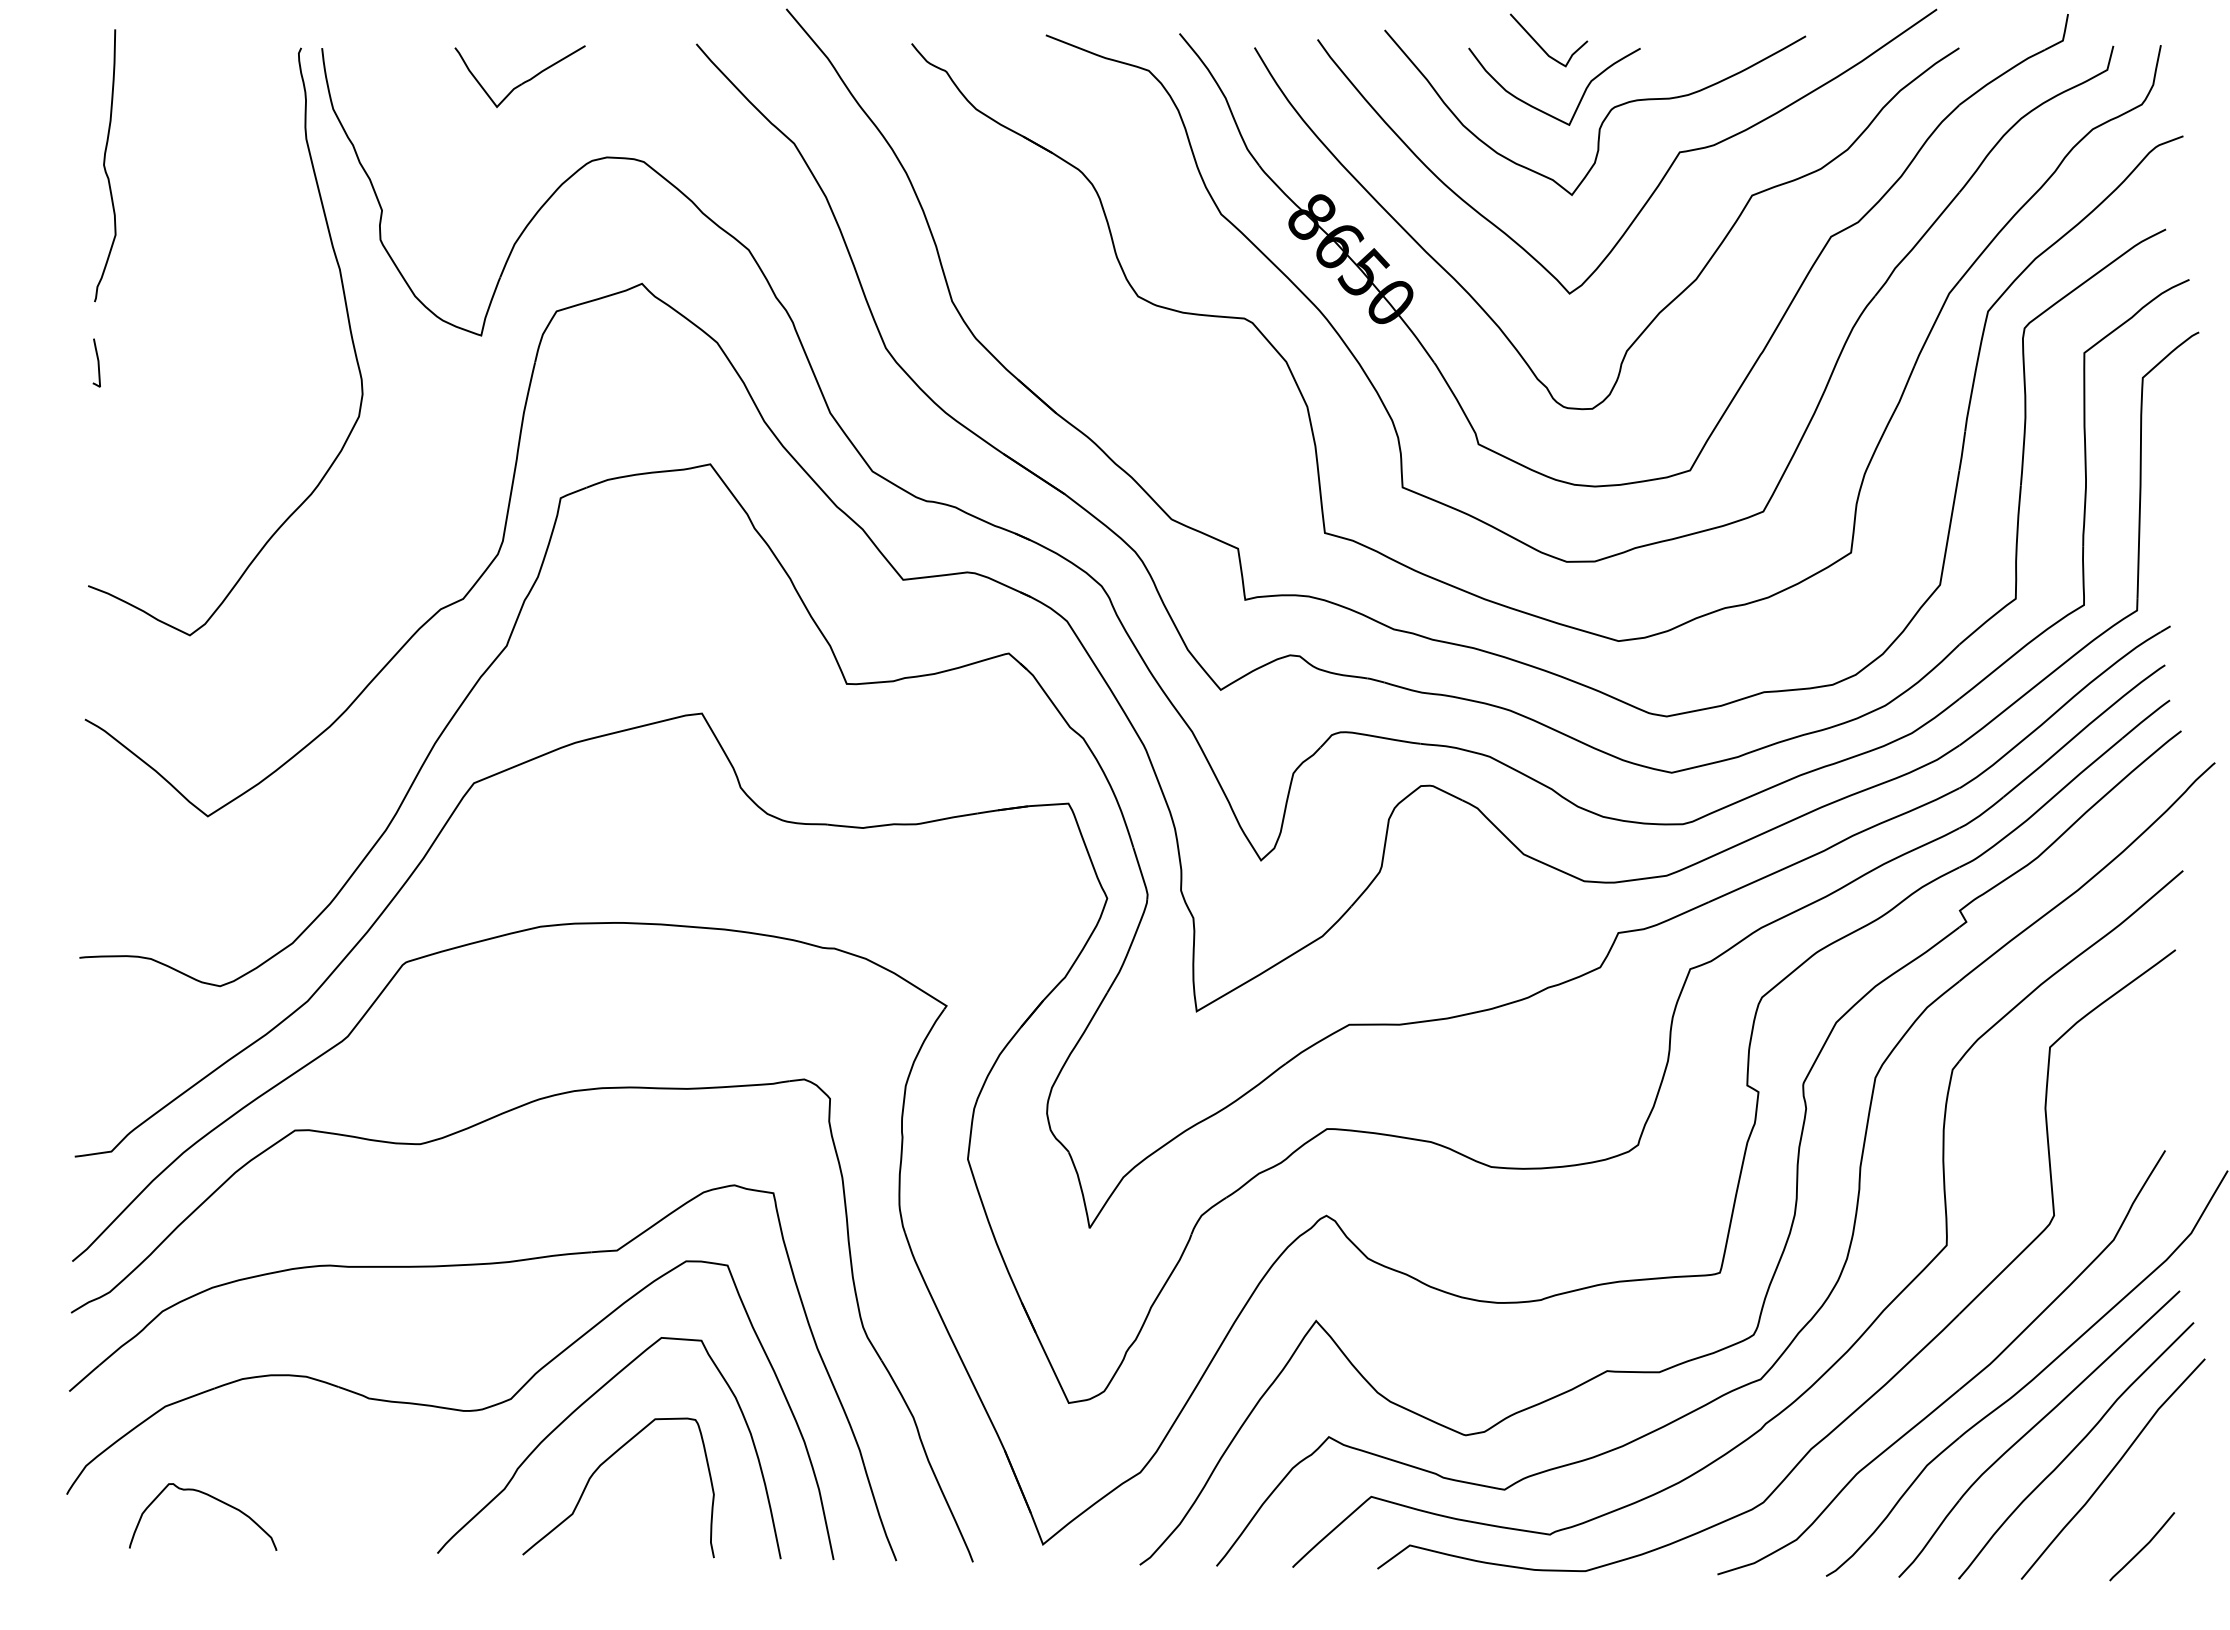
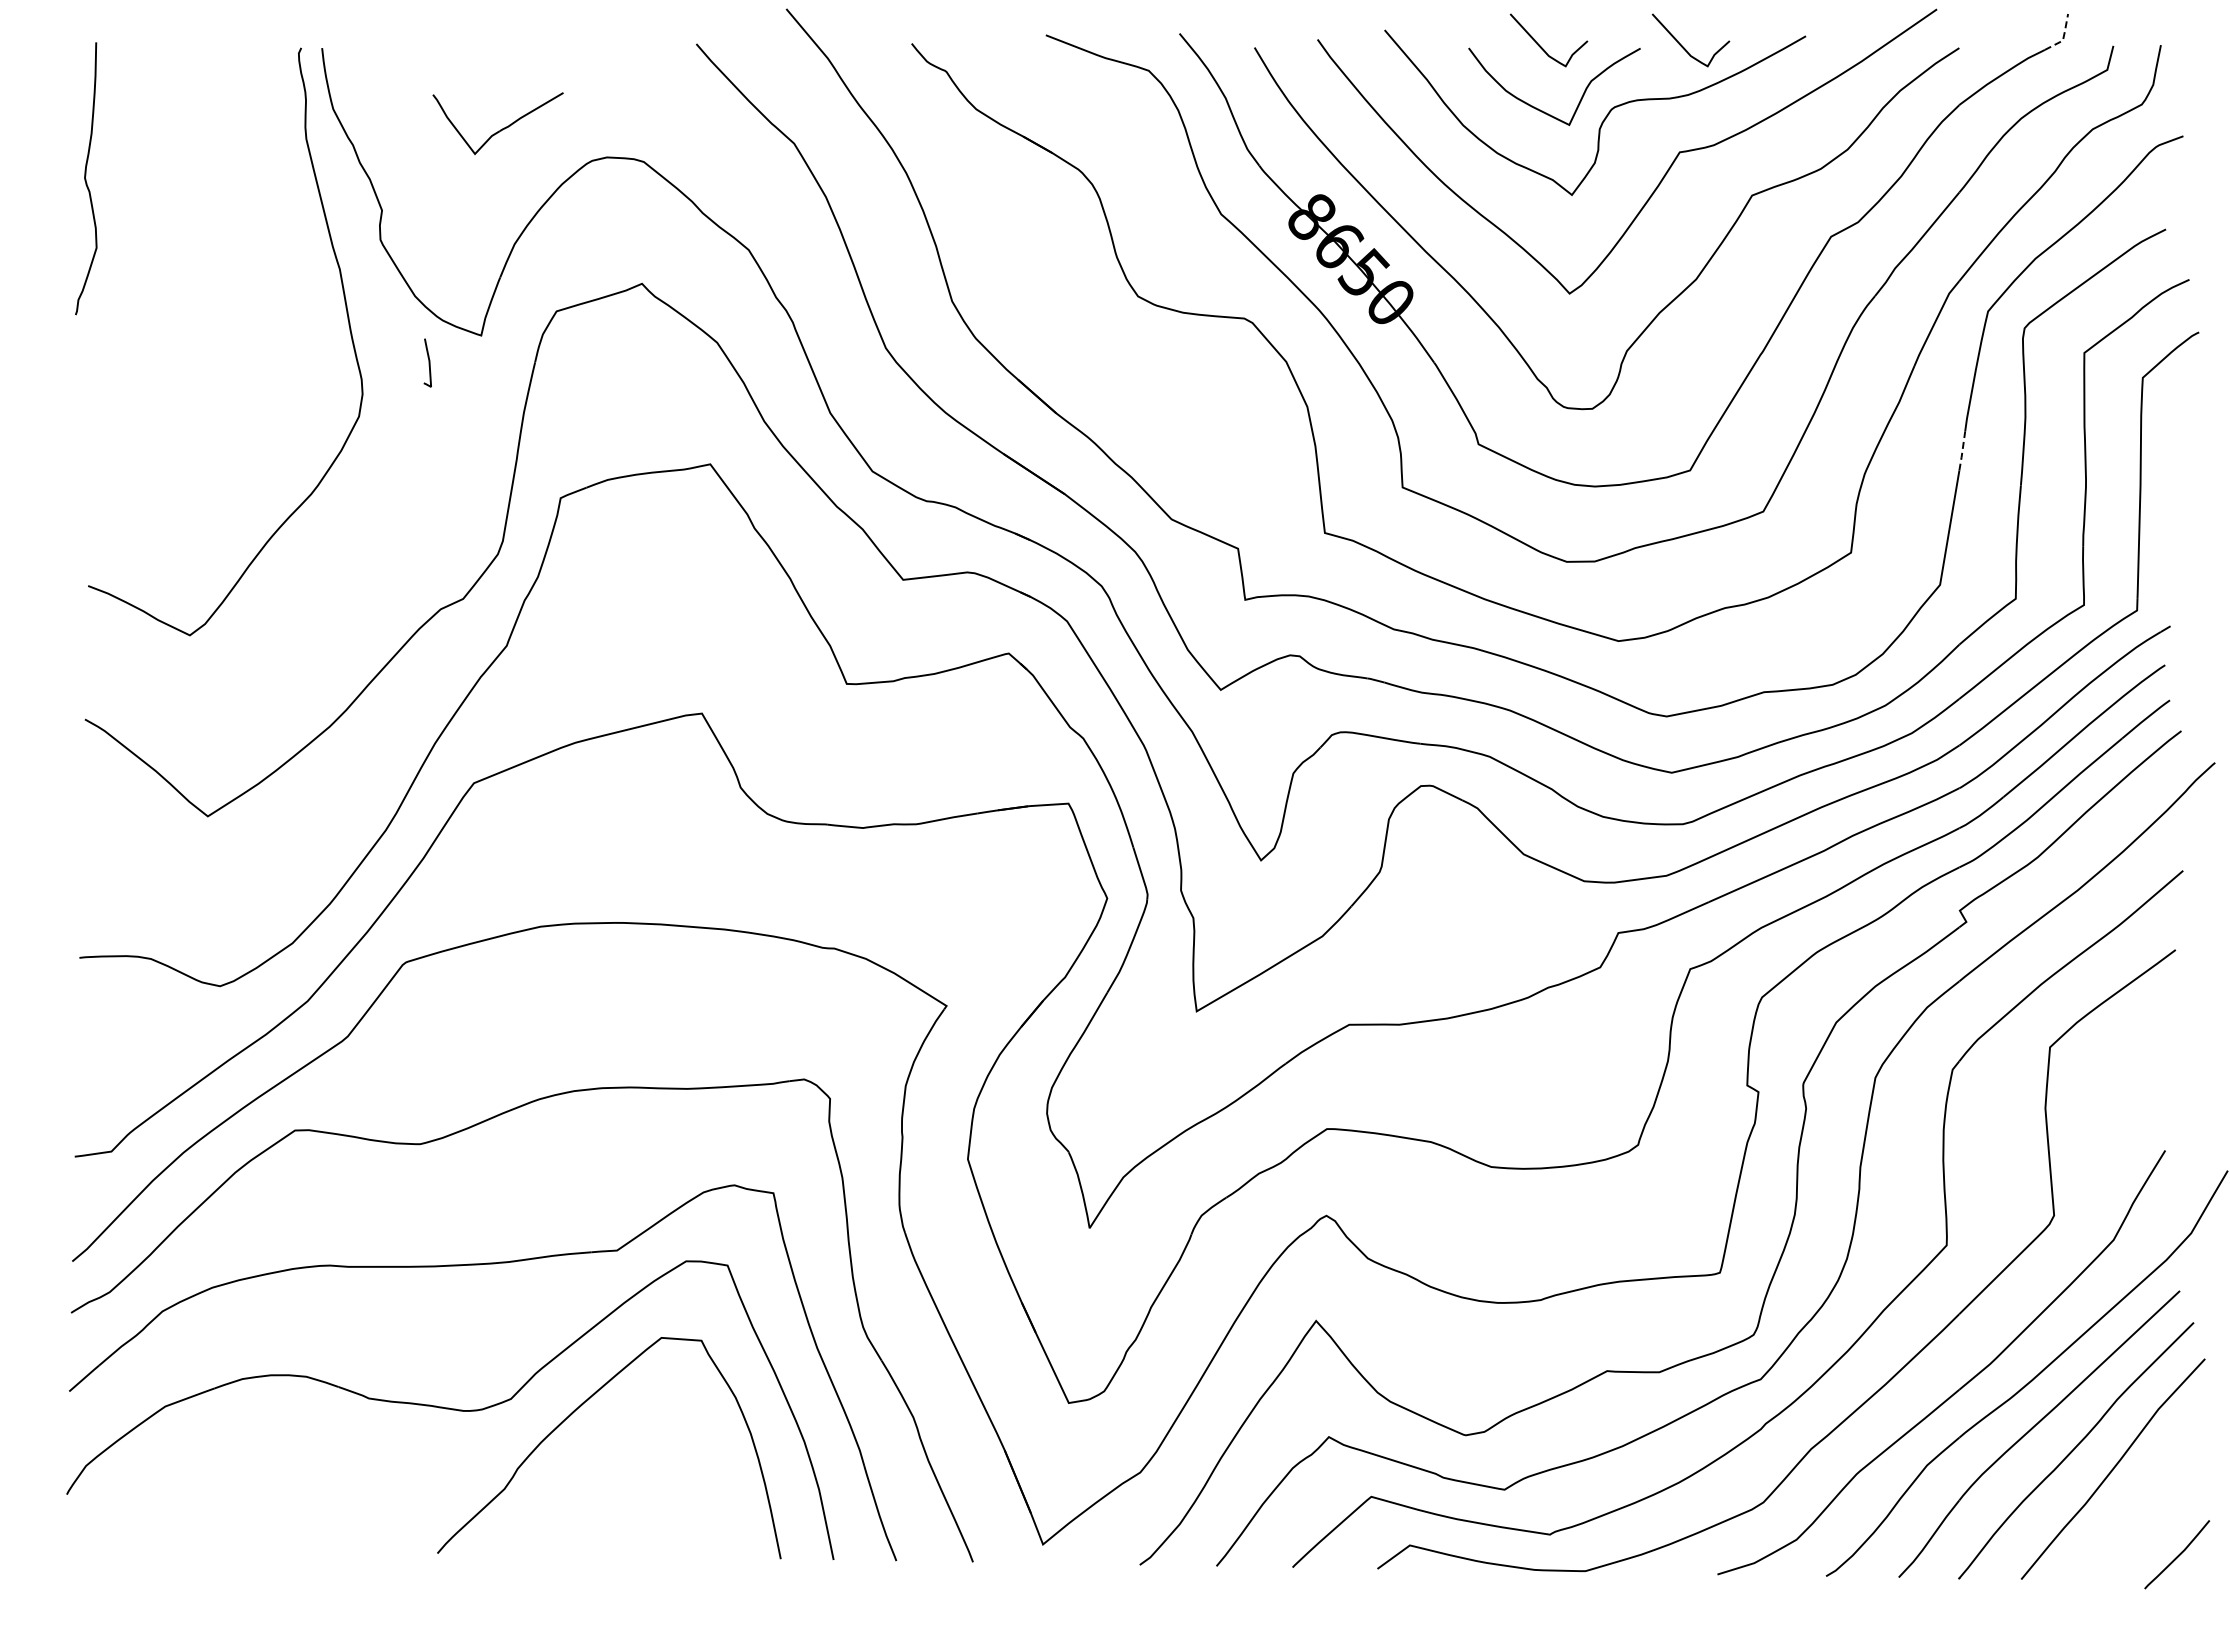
line: solid -> dashed (2063, 36)
curve: none -> present (1683, 46)
part position: (522, 82) -> (500, 129) (500, 129)
curve position: (104, 165) -> (85, 178) (85, 178)
curve position: (97, 362) -> (428, 362) (428, 362)
line: solid -> dashed (1962, 451)
curve: present -> none (598, 1469)
curve: present -> none (212, 1498)
curve position: (2143, 1546) -> (2178, 1554) (2178, 1554)
